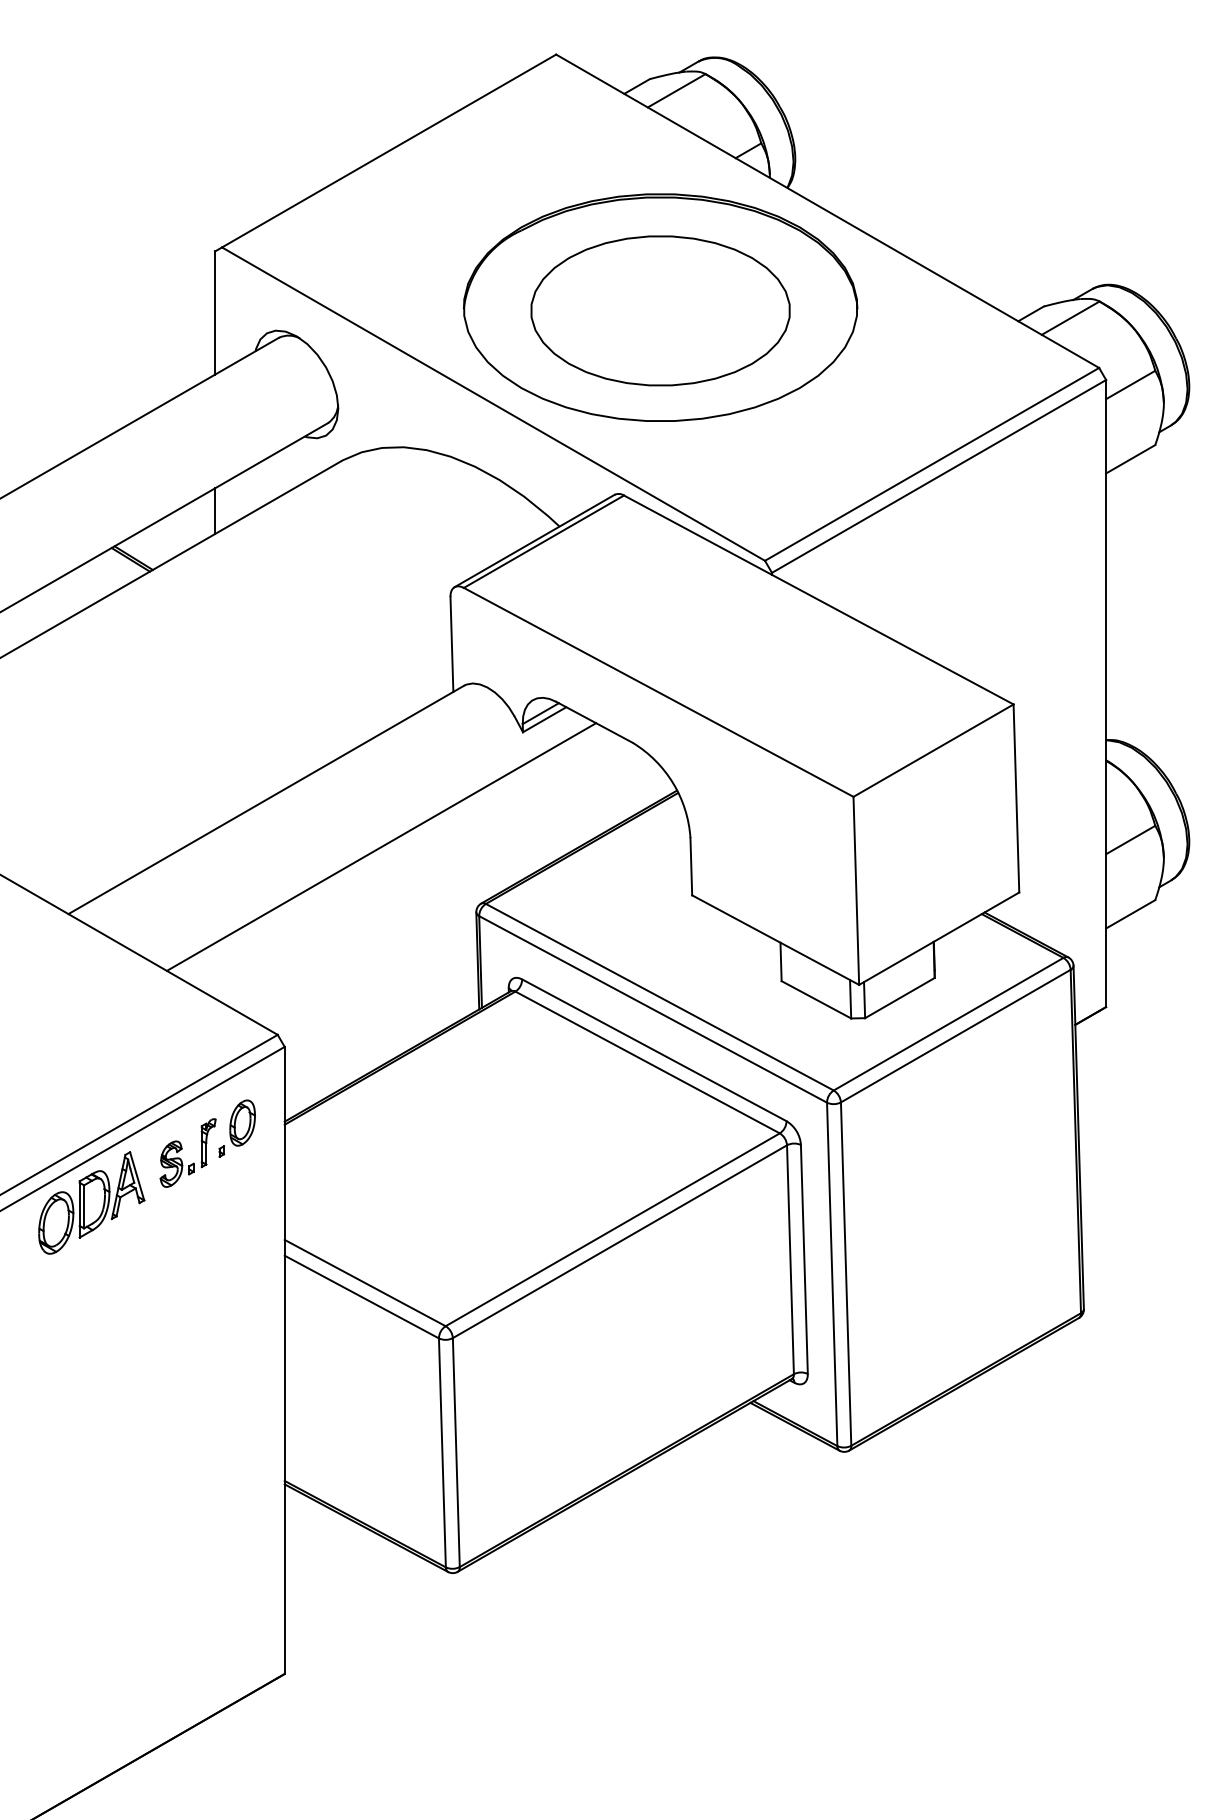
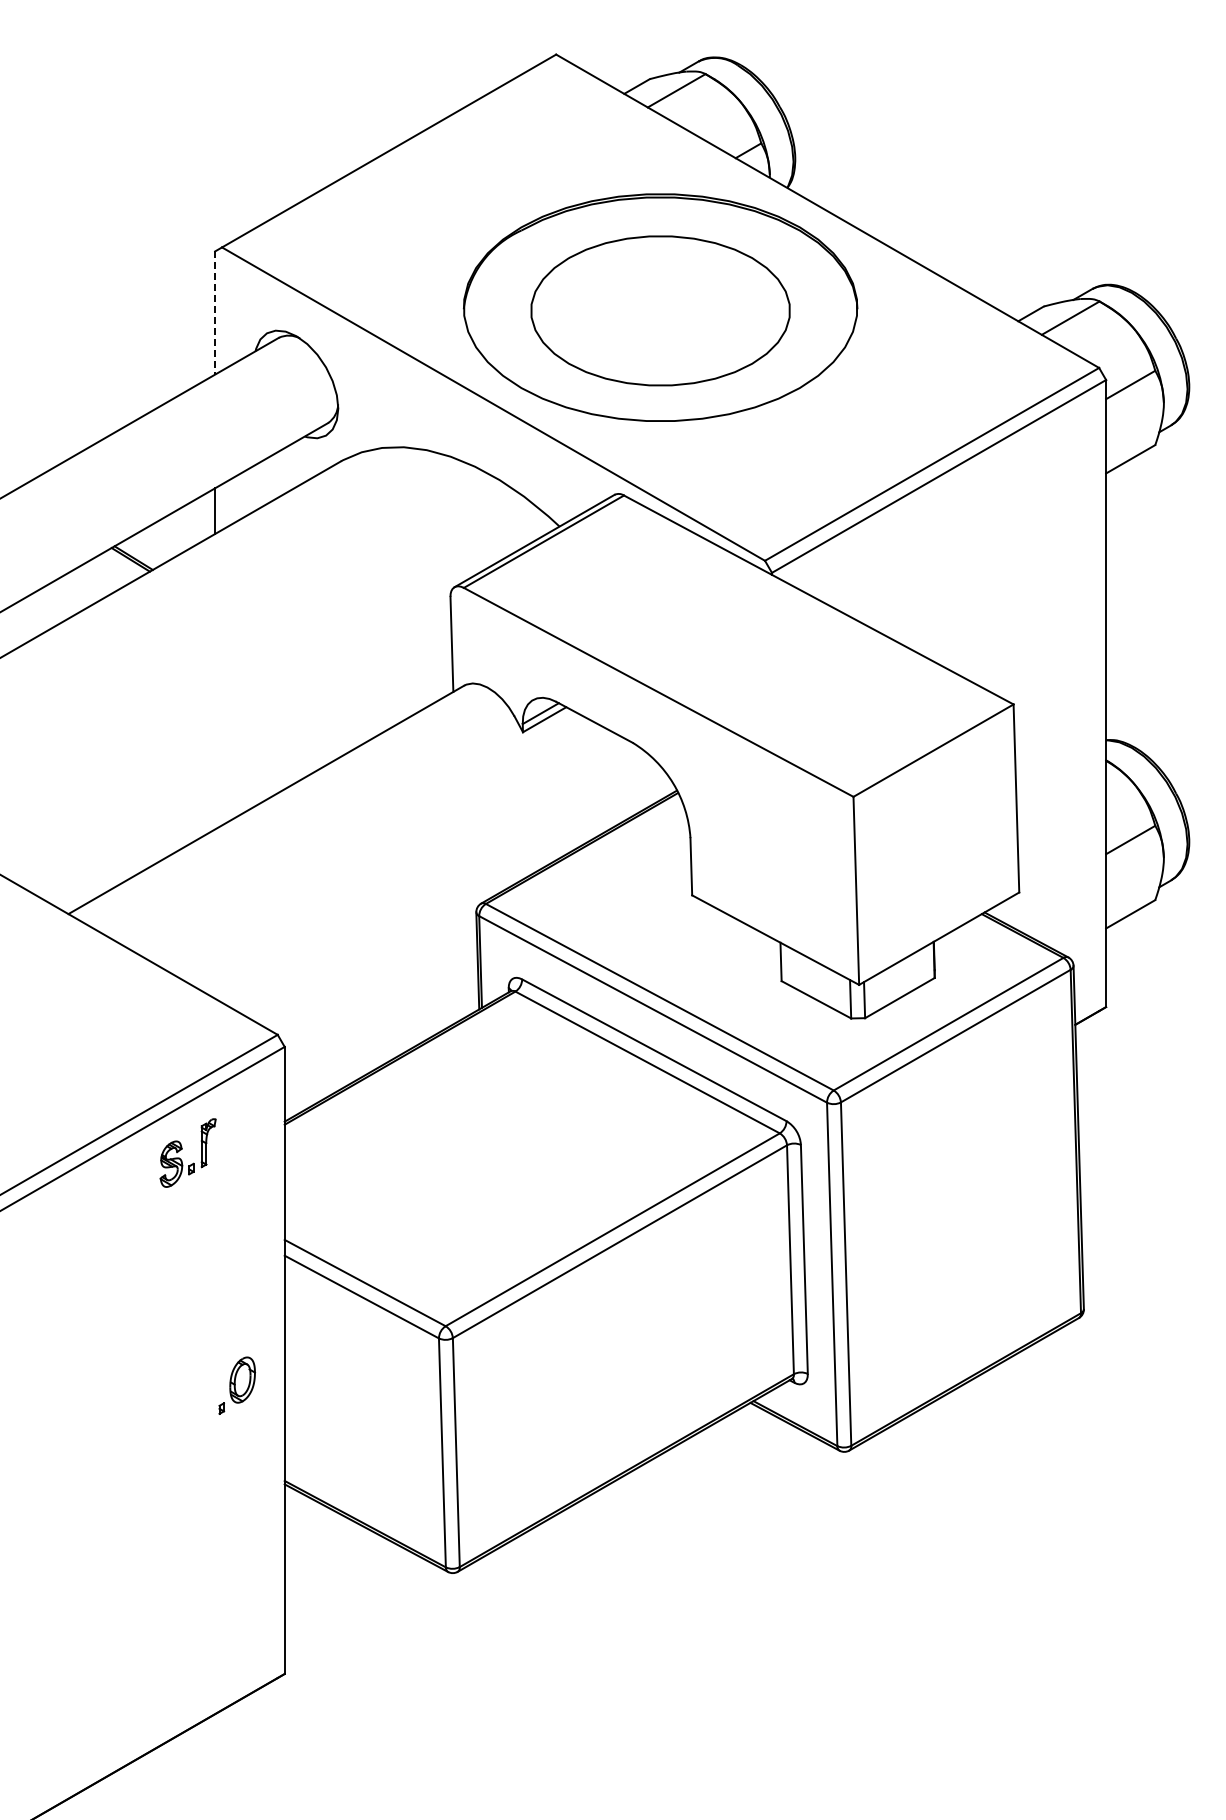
line: solid -> dashed (215, 313)
line: present -> none (381, 846)
part position: (236, 1128) -> (236, 1385) (236, 1385)
part: present -> none (91, 1202)
